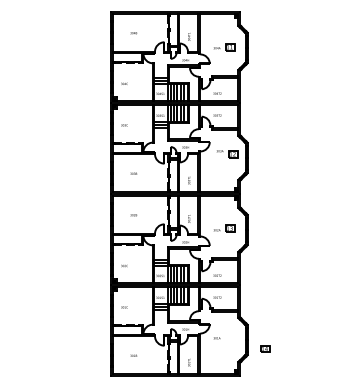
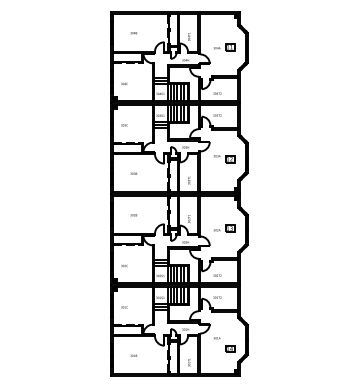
part position: (227, 154) -> (224, 159) (224, 159)
part position: (265, 348) -> (230, 348) (230, 348)
